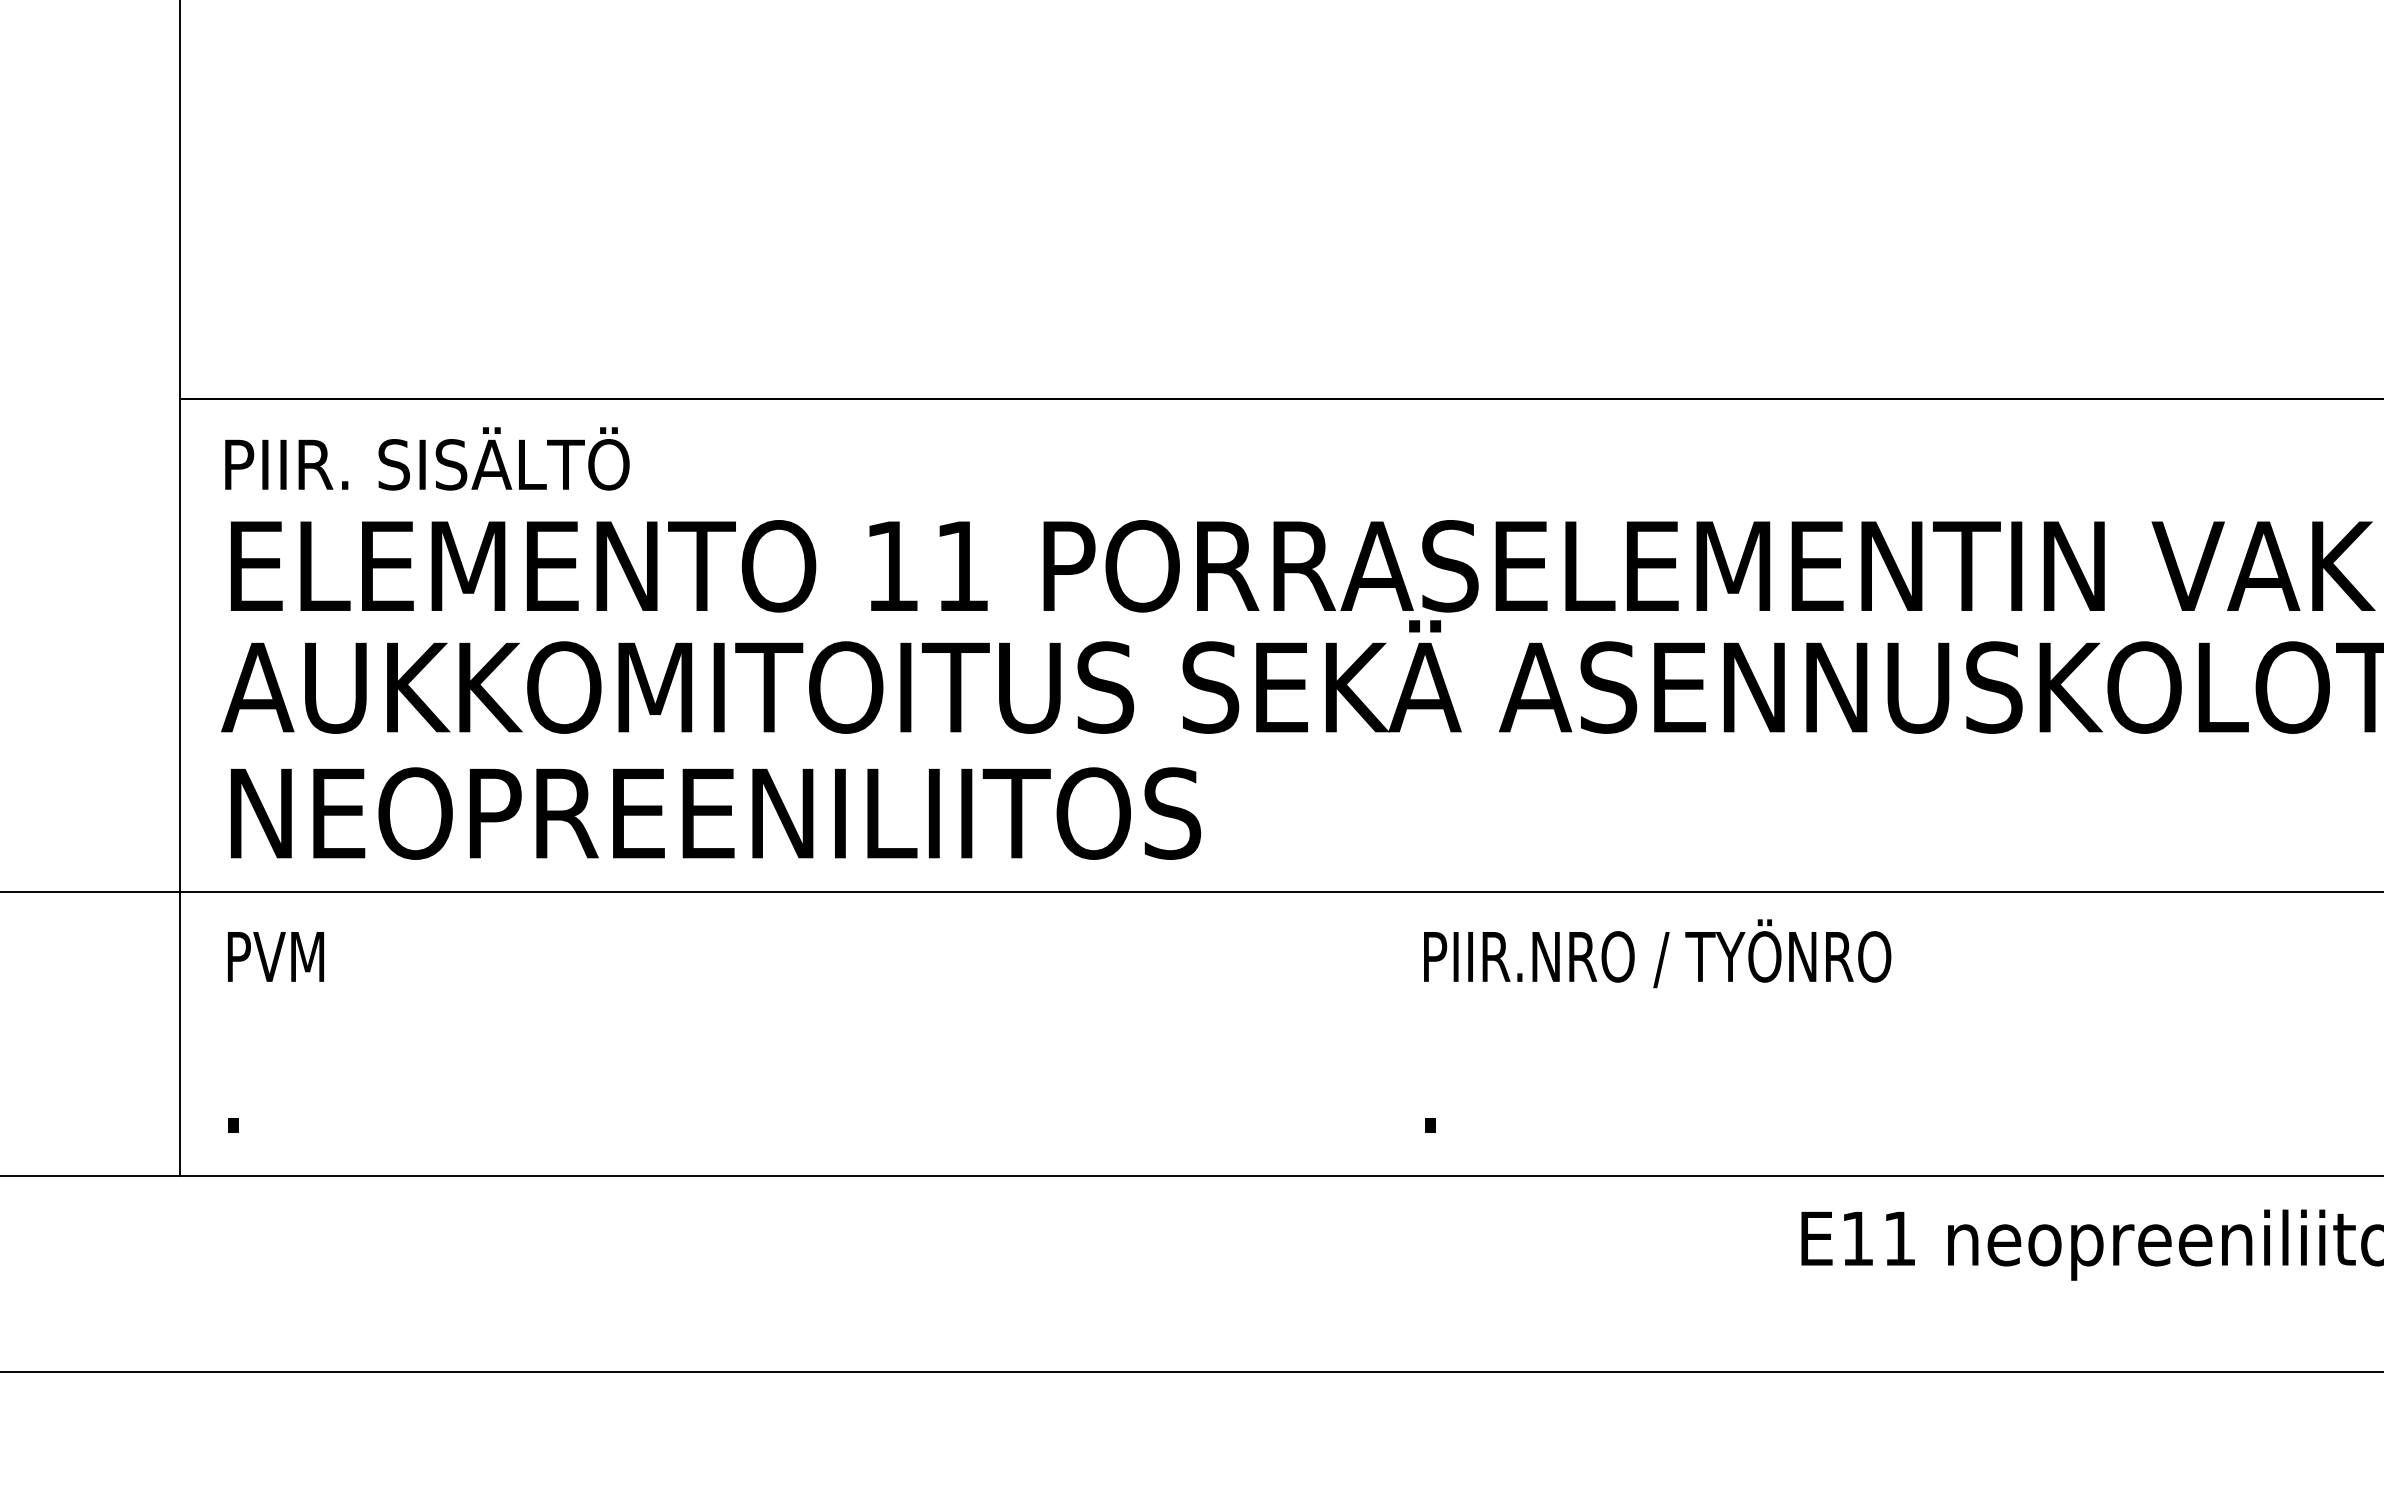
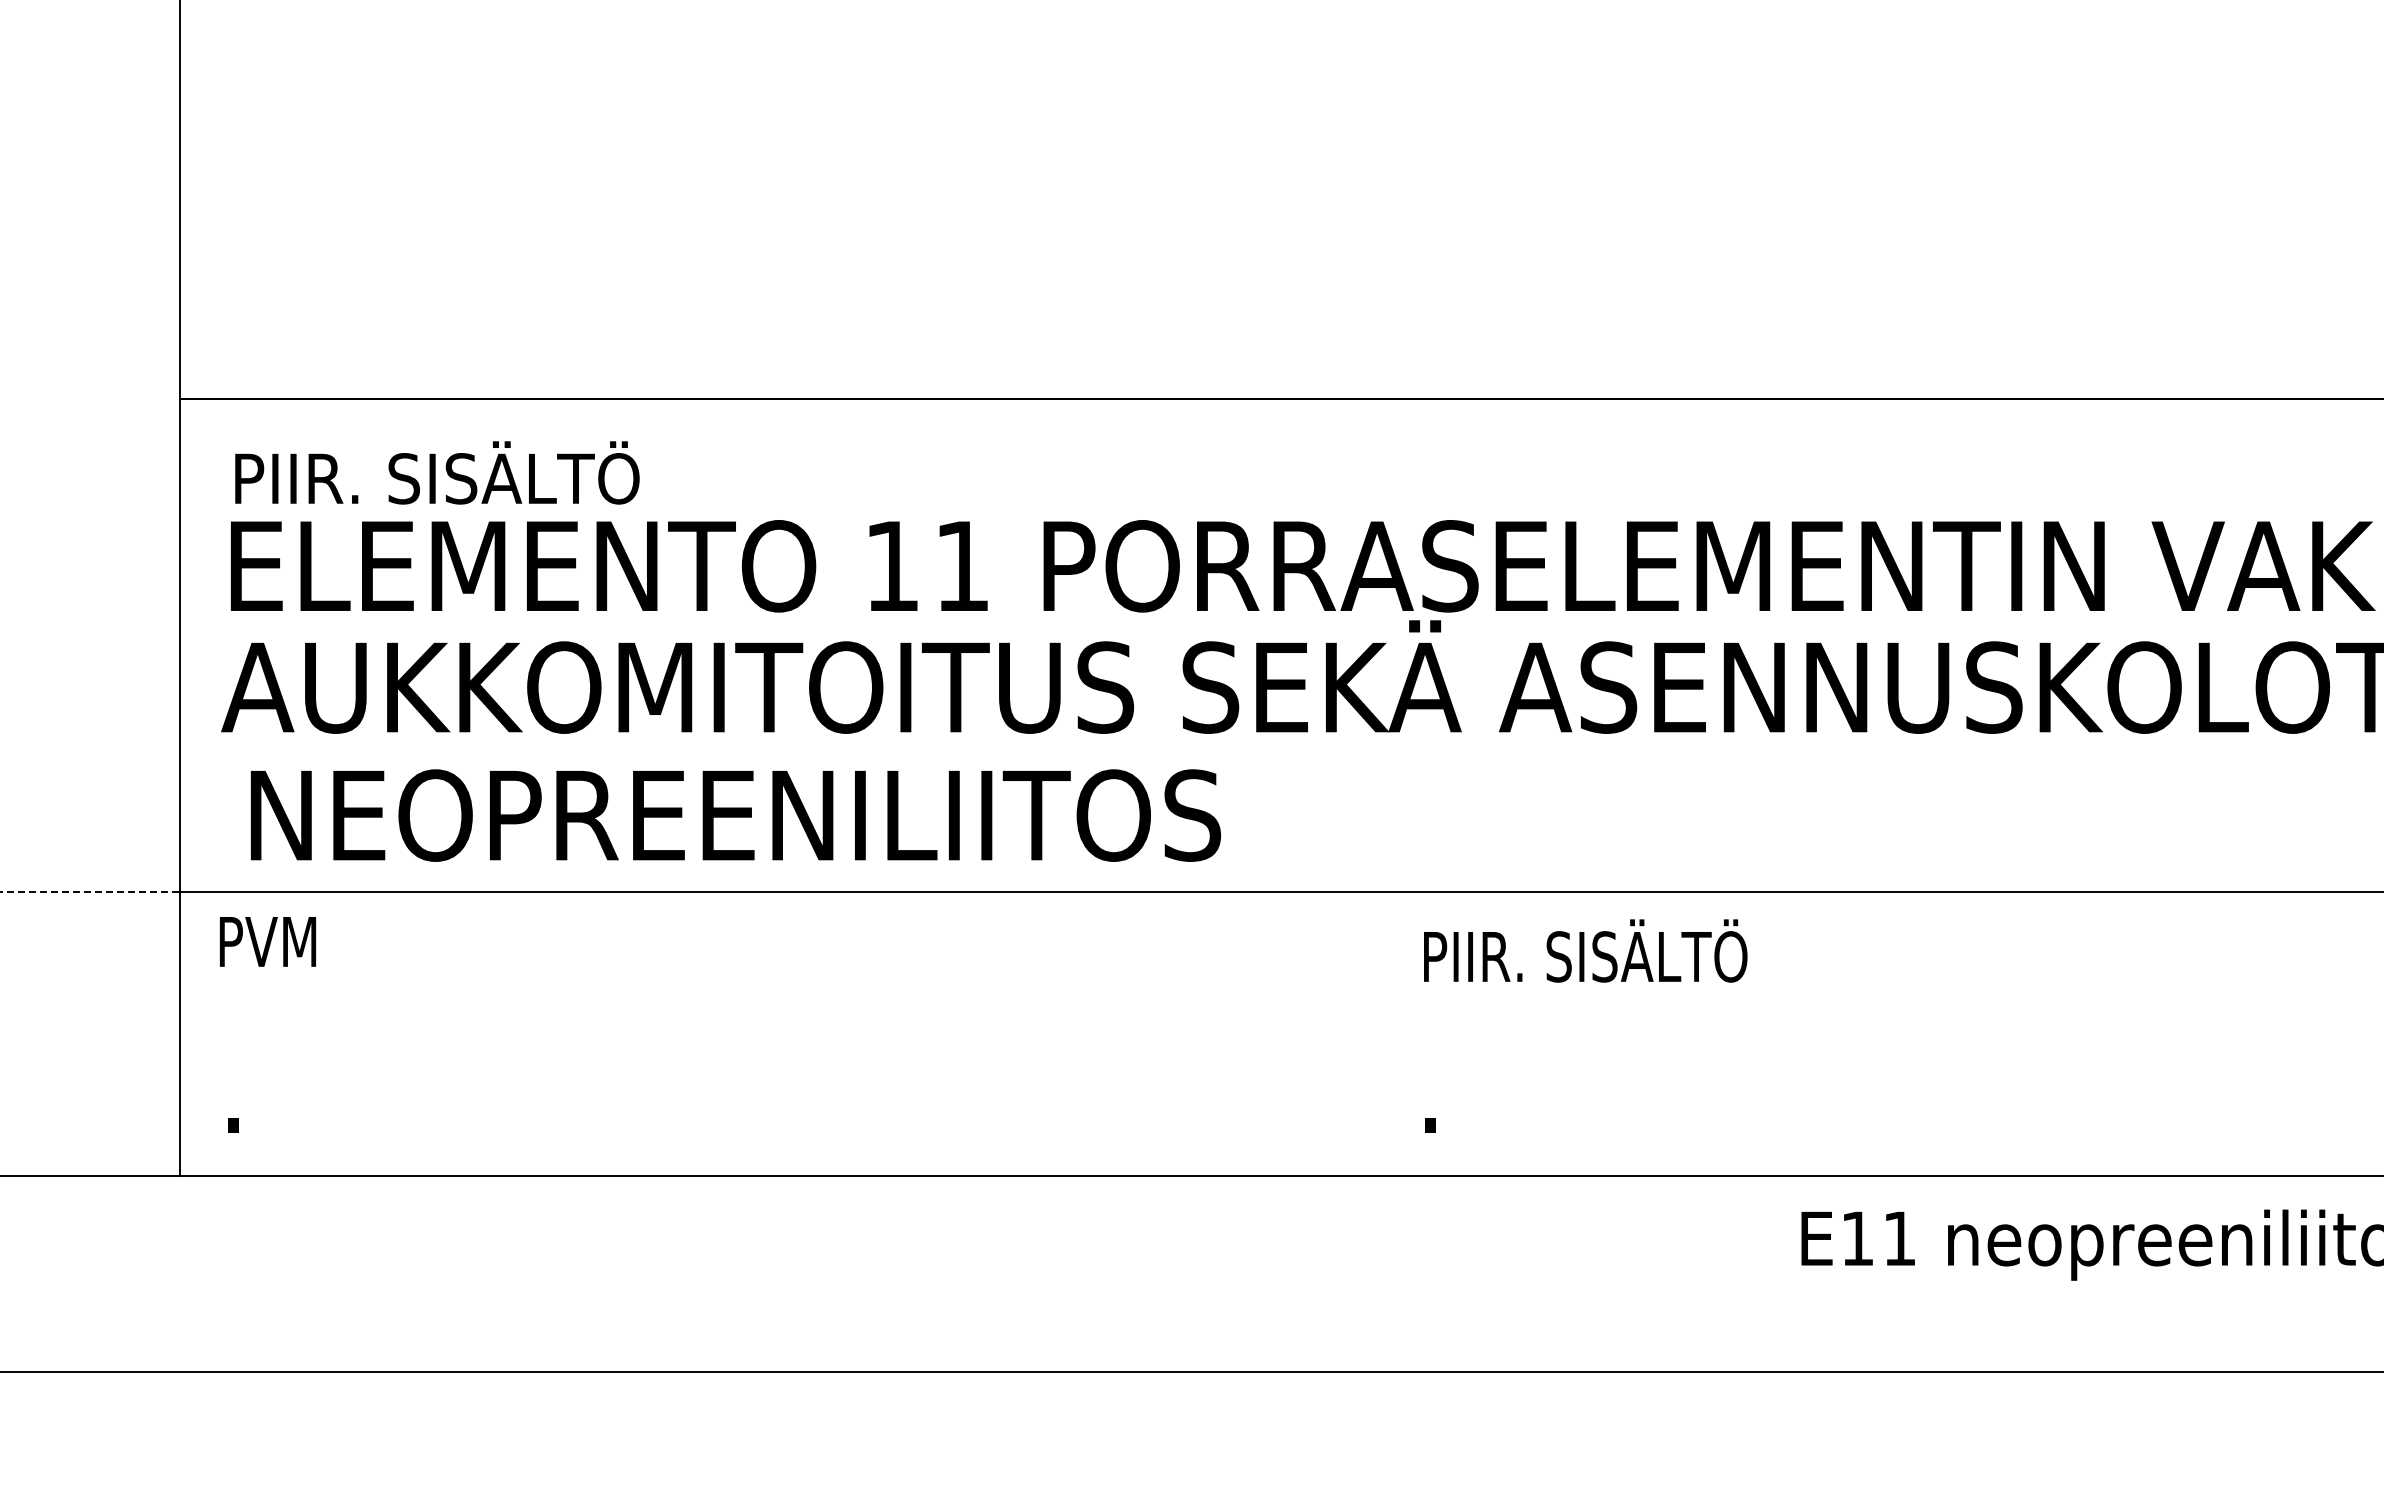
text position: (427, 458) -> (437, 472) (437, 472)
text position: (716, 813) -> (736, 815) (736, 815)
line: solid -> dashed (90, 892)
text: PIIR.NRO / TYÖNRO -> PIIR. SISÄLTÖ (1711, 953)
text position: (275, 956) -> (267, 941) (267, 941)
